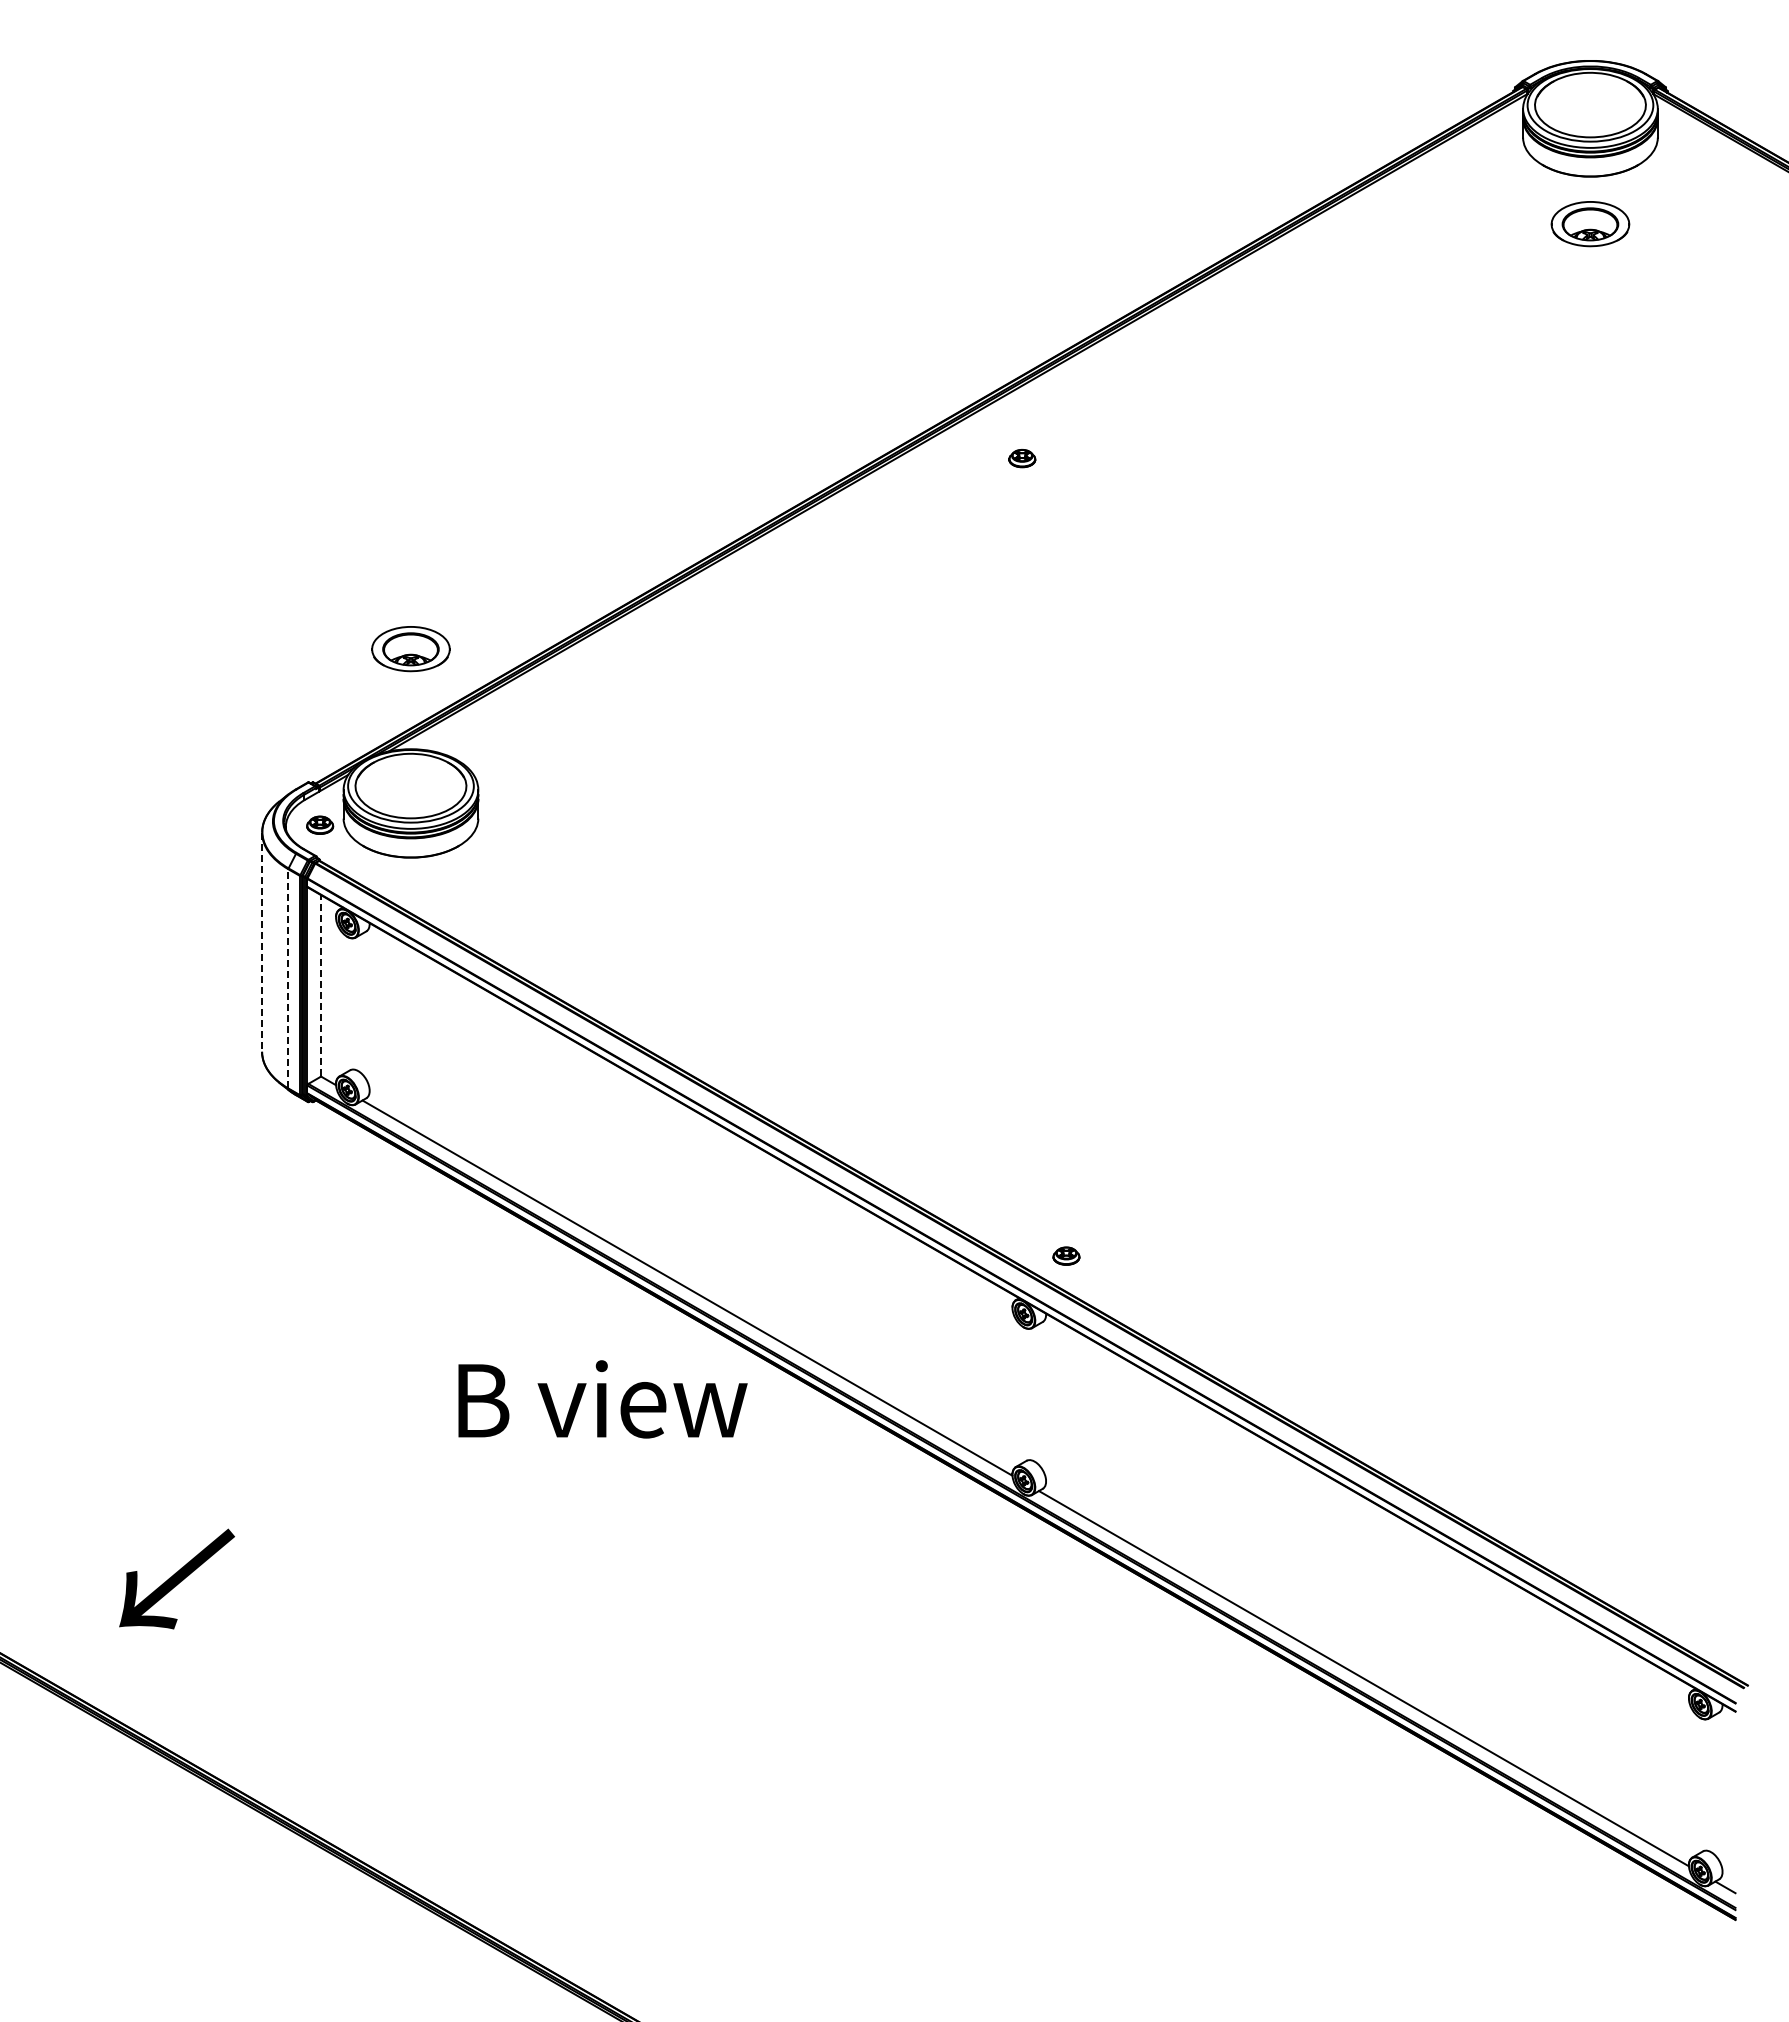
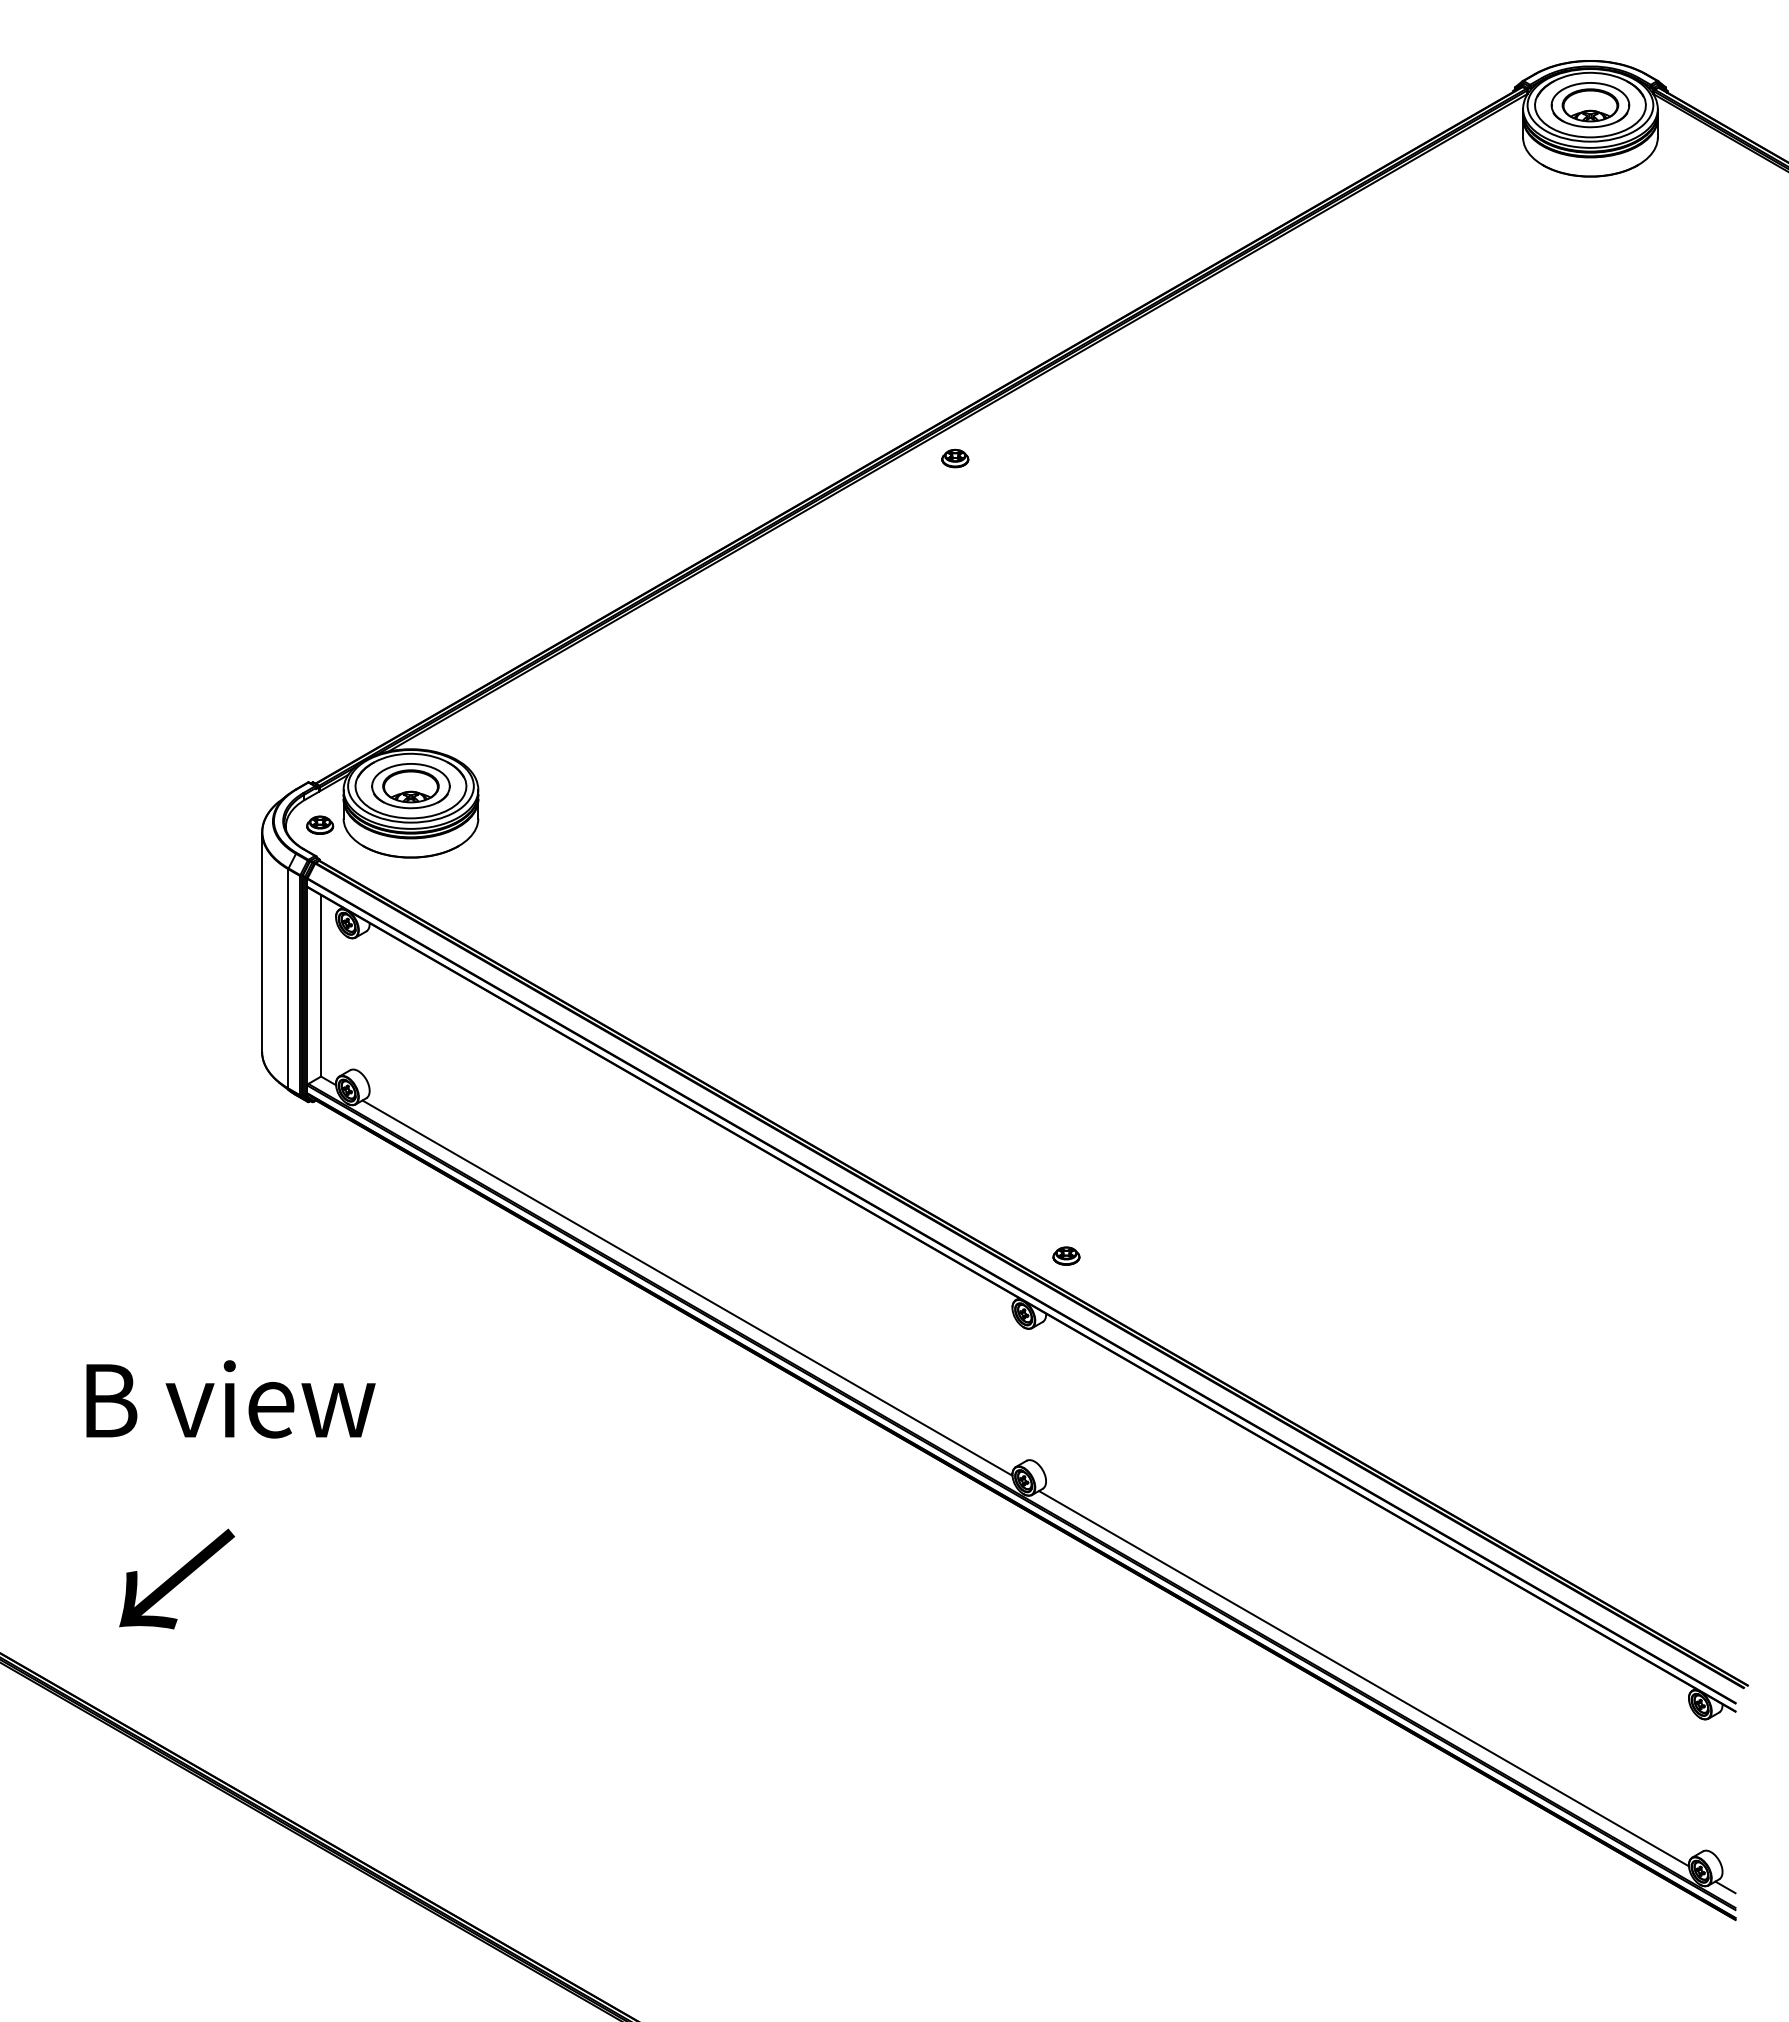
part position: (1590, 224) -> (1590, 105) (1590, 105)
part position: (1022, 458) -> (955, 458) (955, 458)
part position: (410, 649) -> (410, 786) (410, 786)
line: dashed -> solid (262, 942)
line: dashed -> solid (288, 978)
line: dashed -> solid (320, 985)
text position: (602, 1399) -> (230, 1399) (230, 1399)
